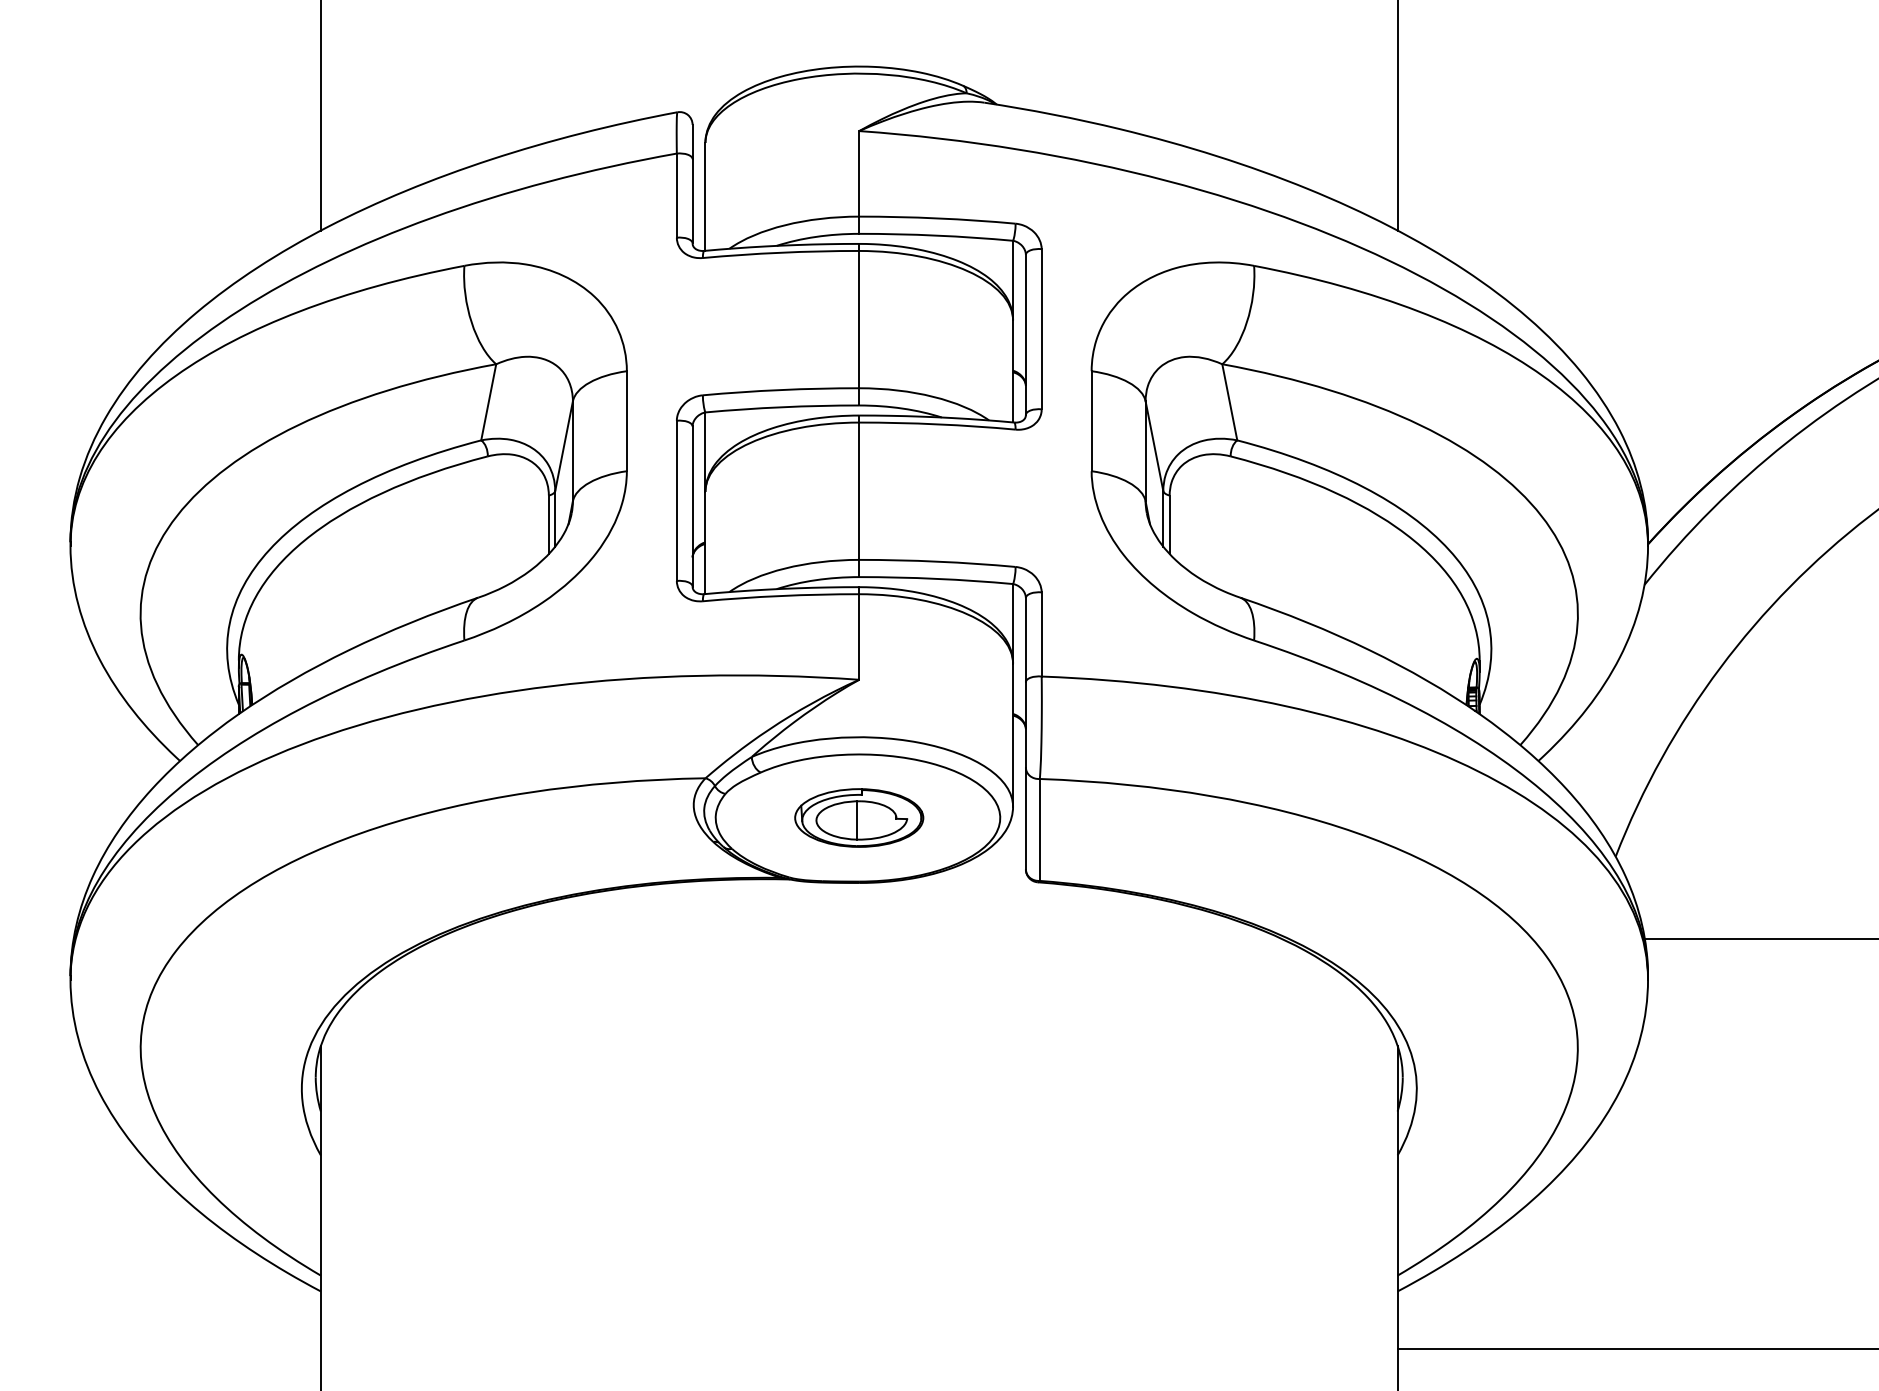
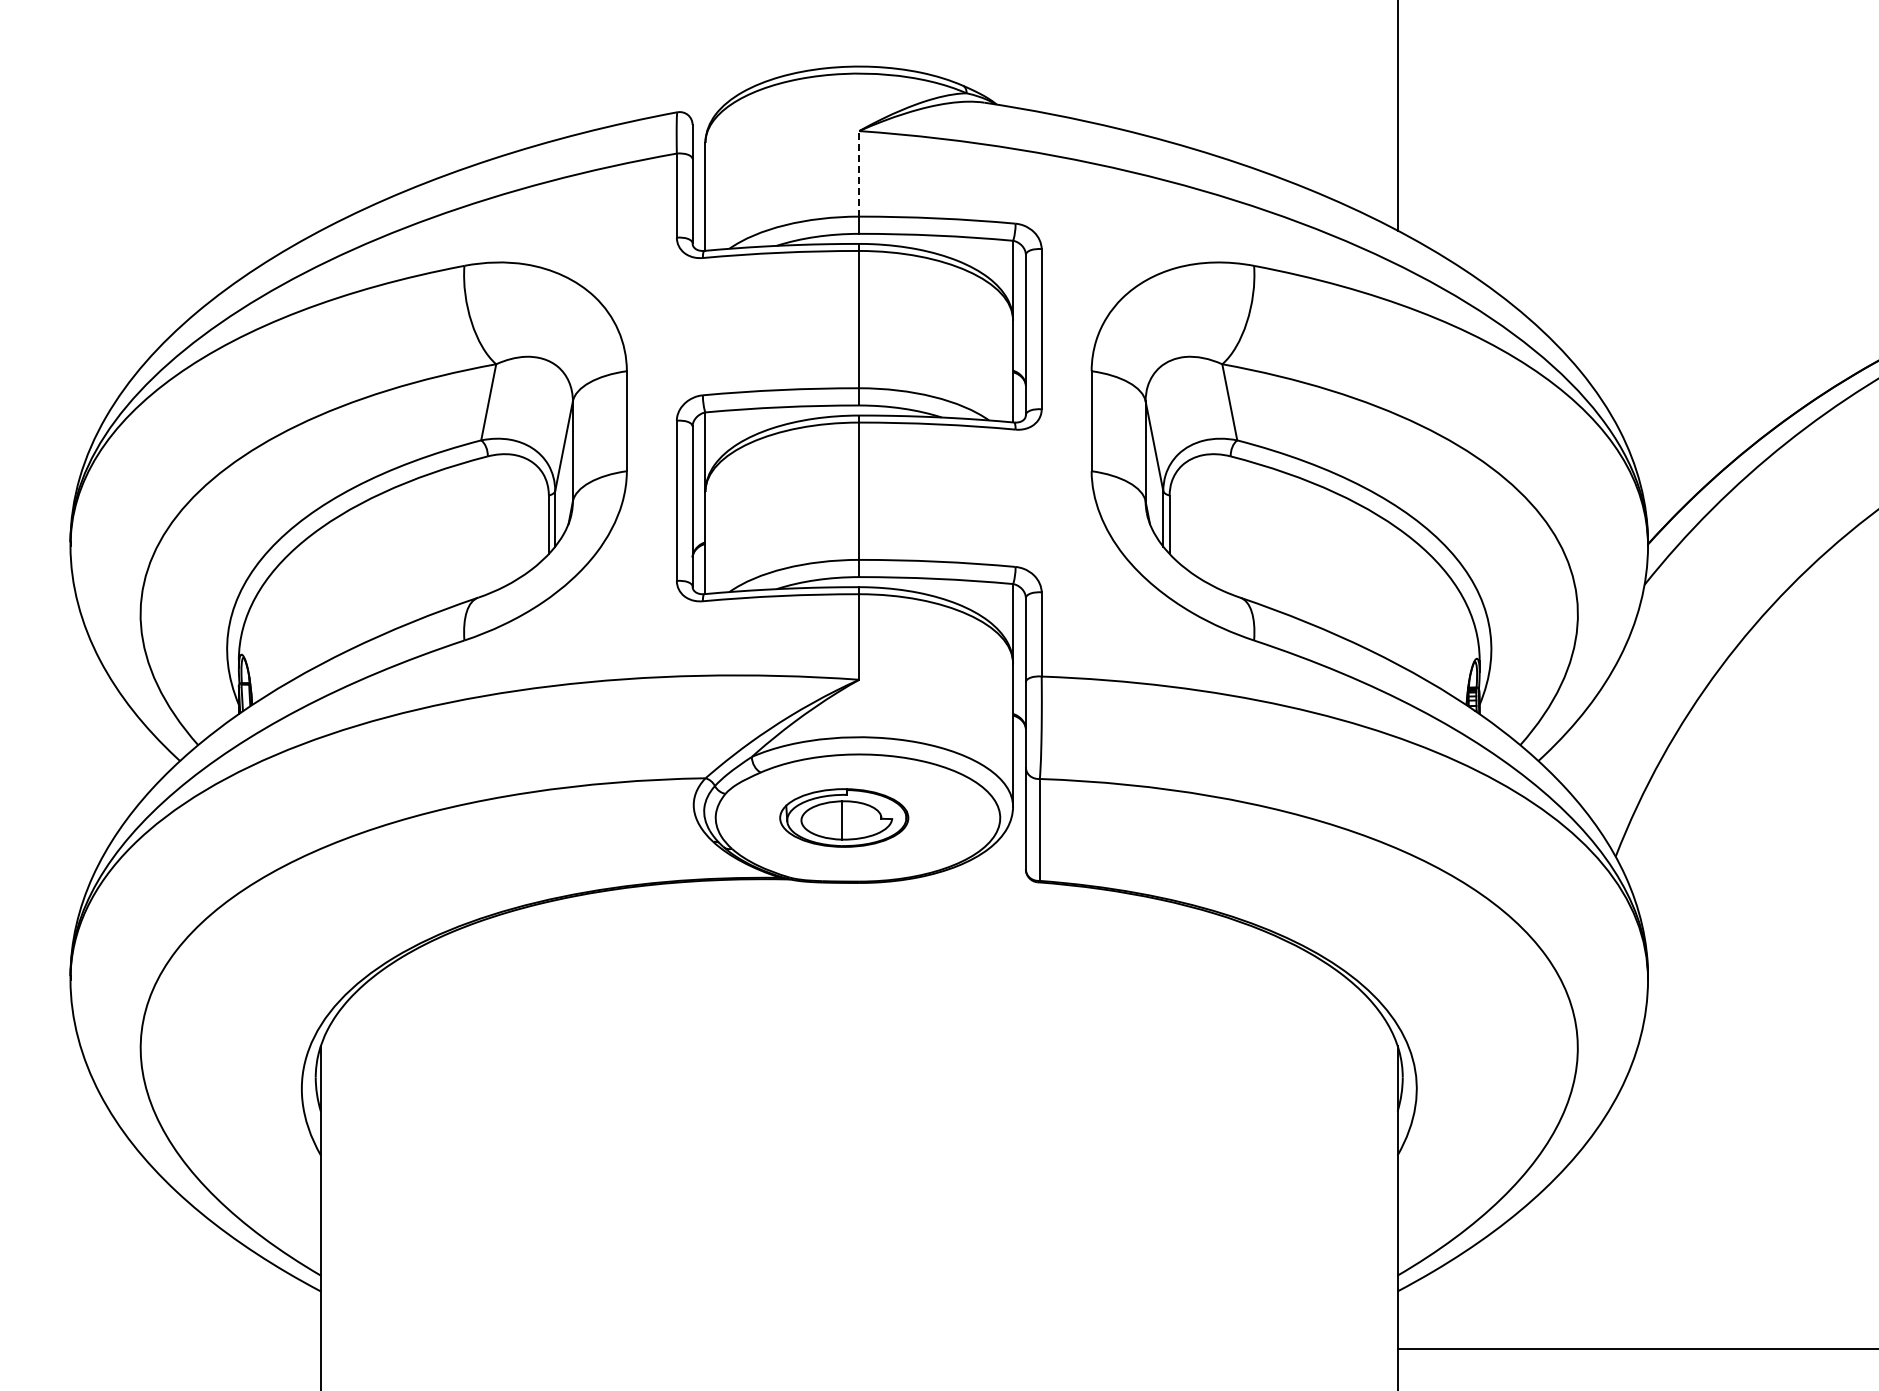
line: present -> none (320, 116)
line: solid -> dashed (859, 173)
part position: (859, 817) -> (844, 817) (844, 817)
line: present -> none (1759, 939)
